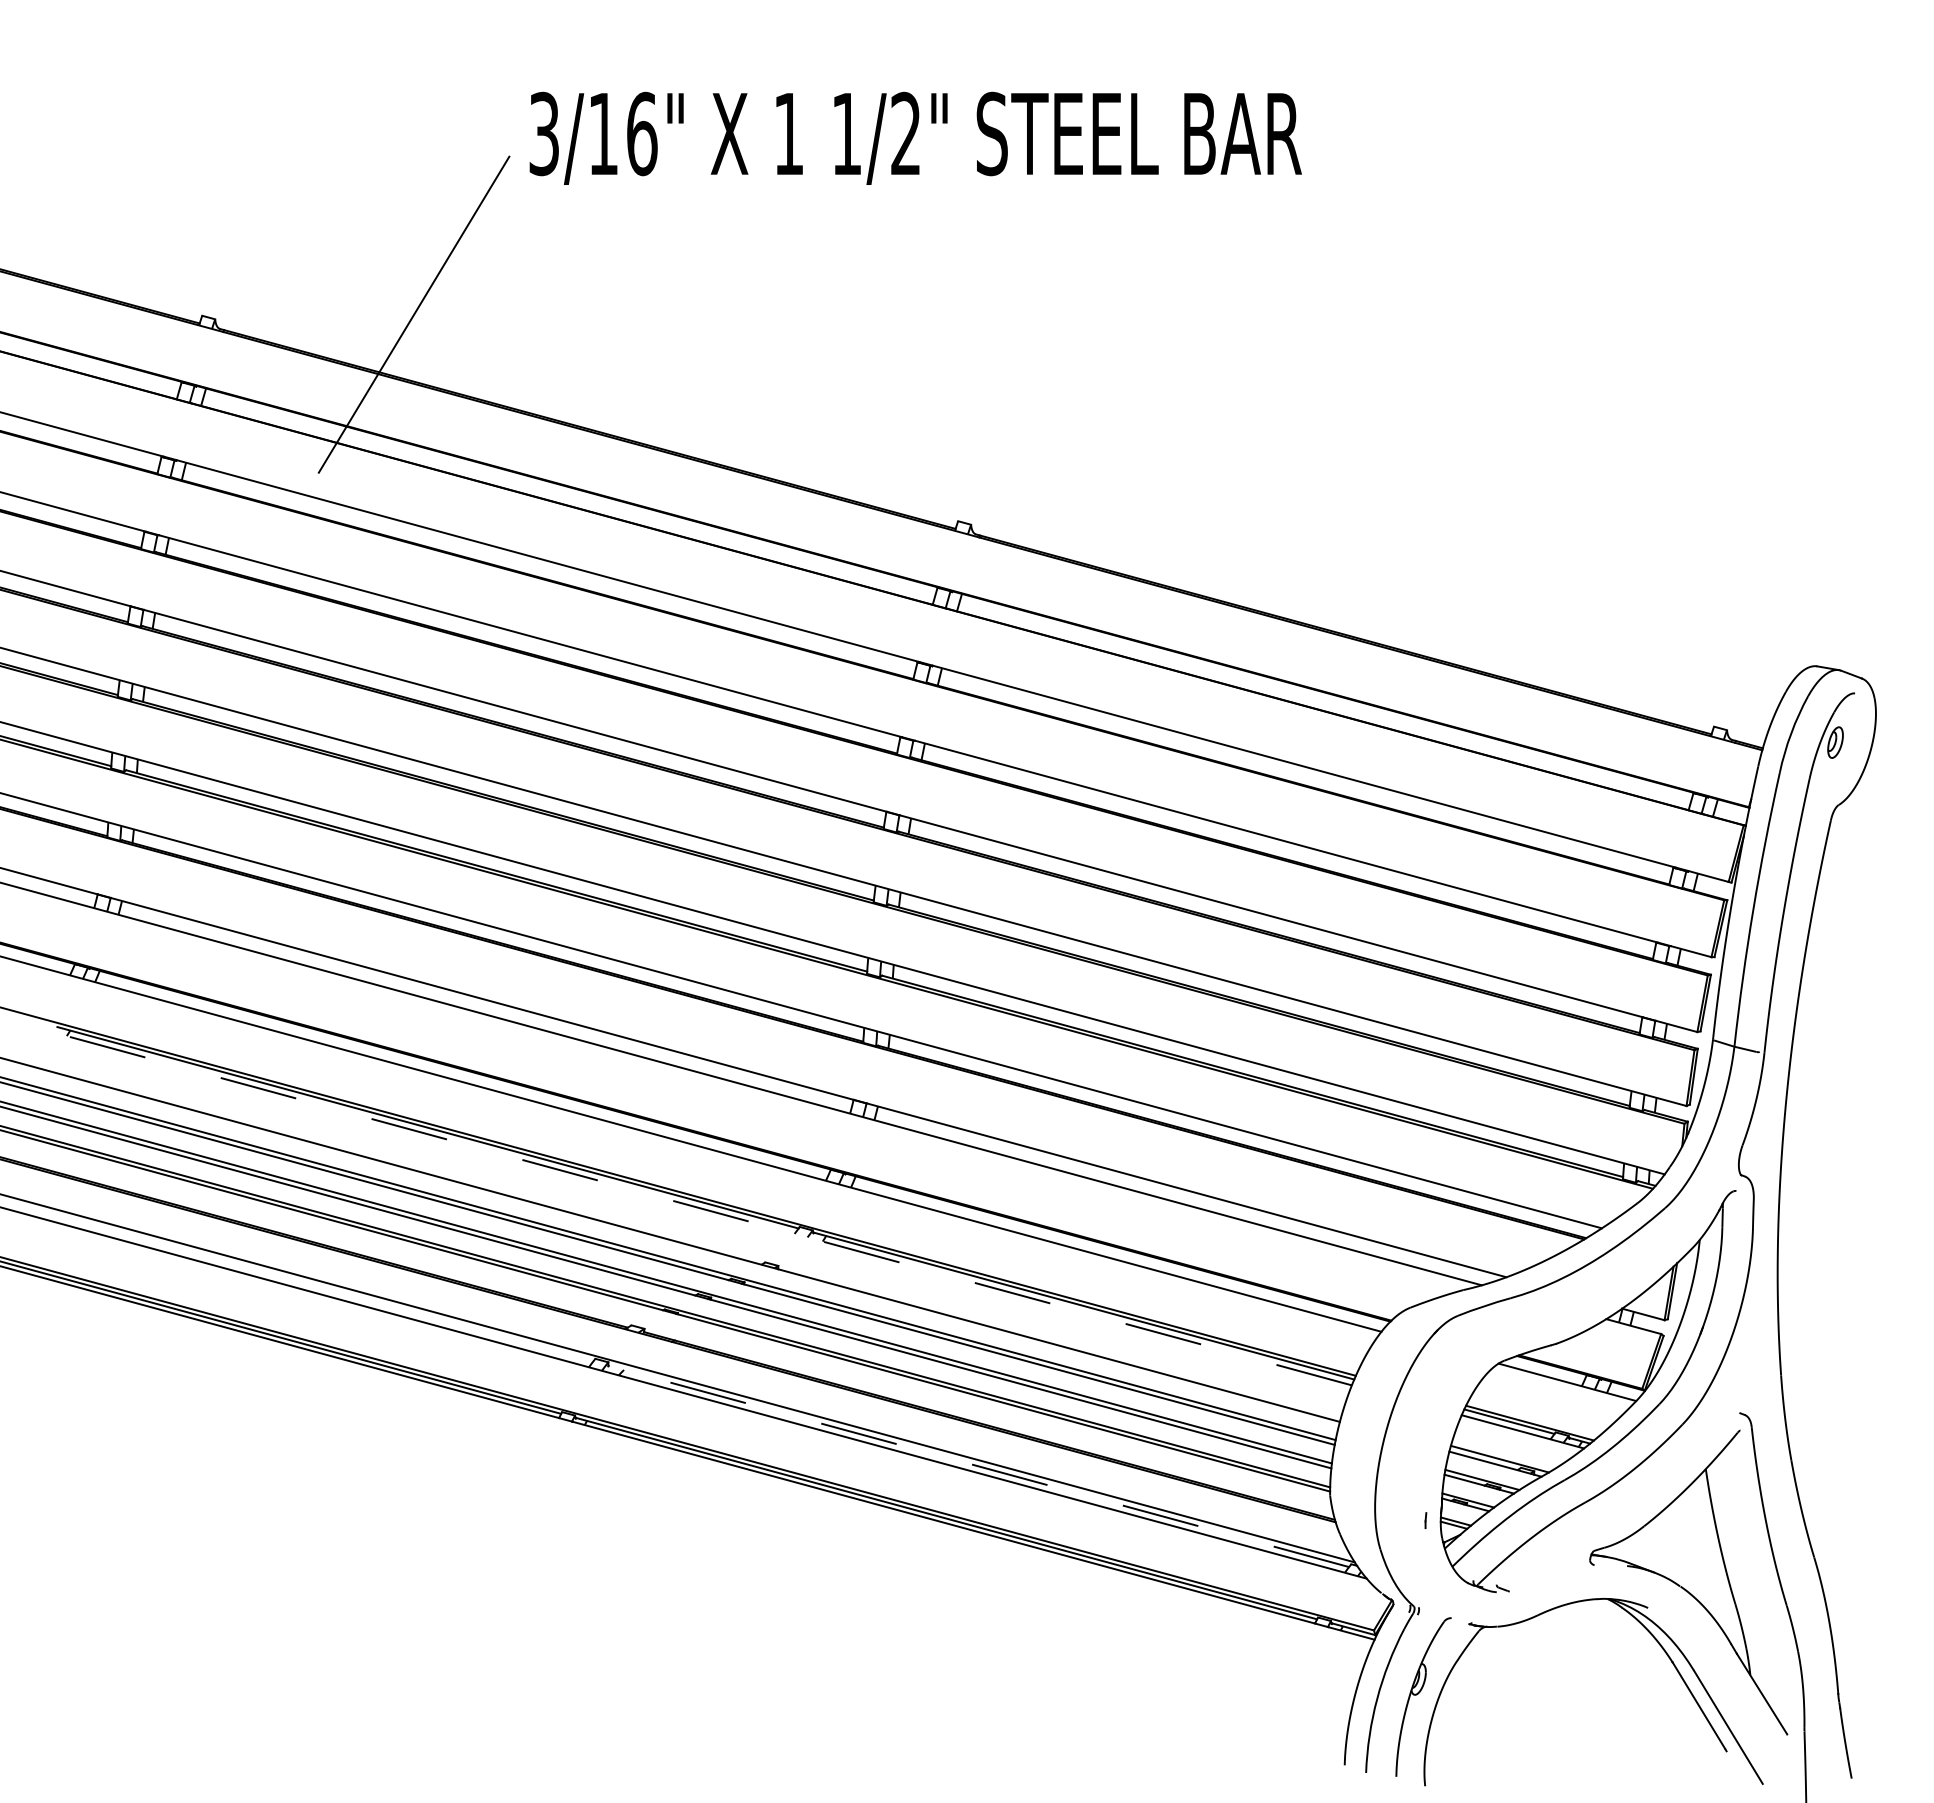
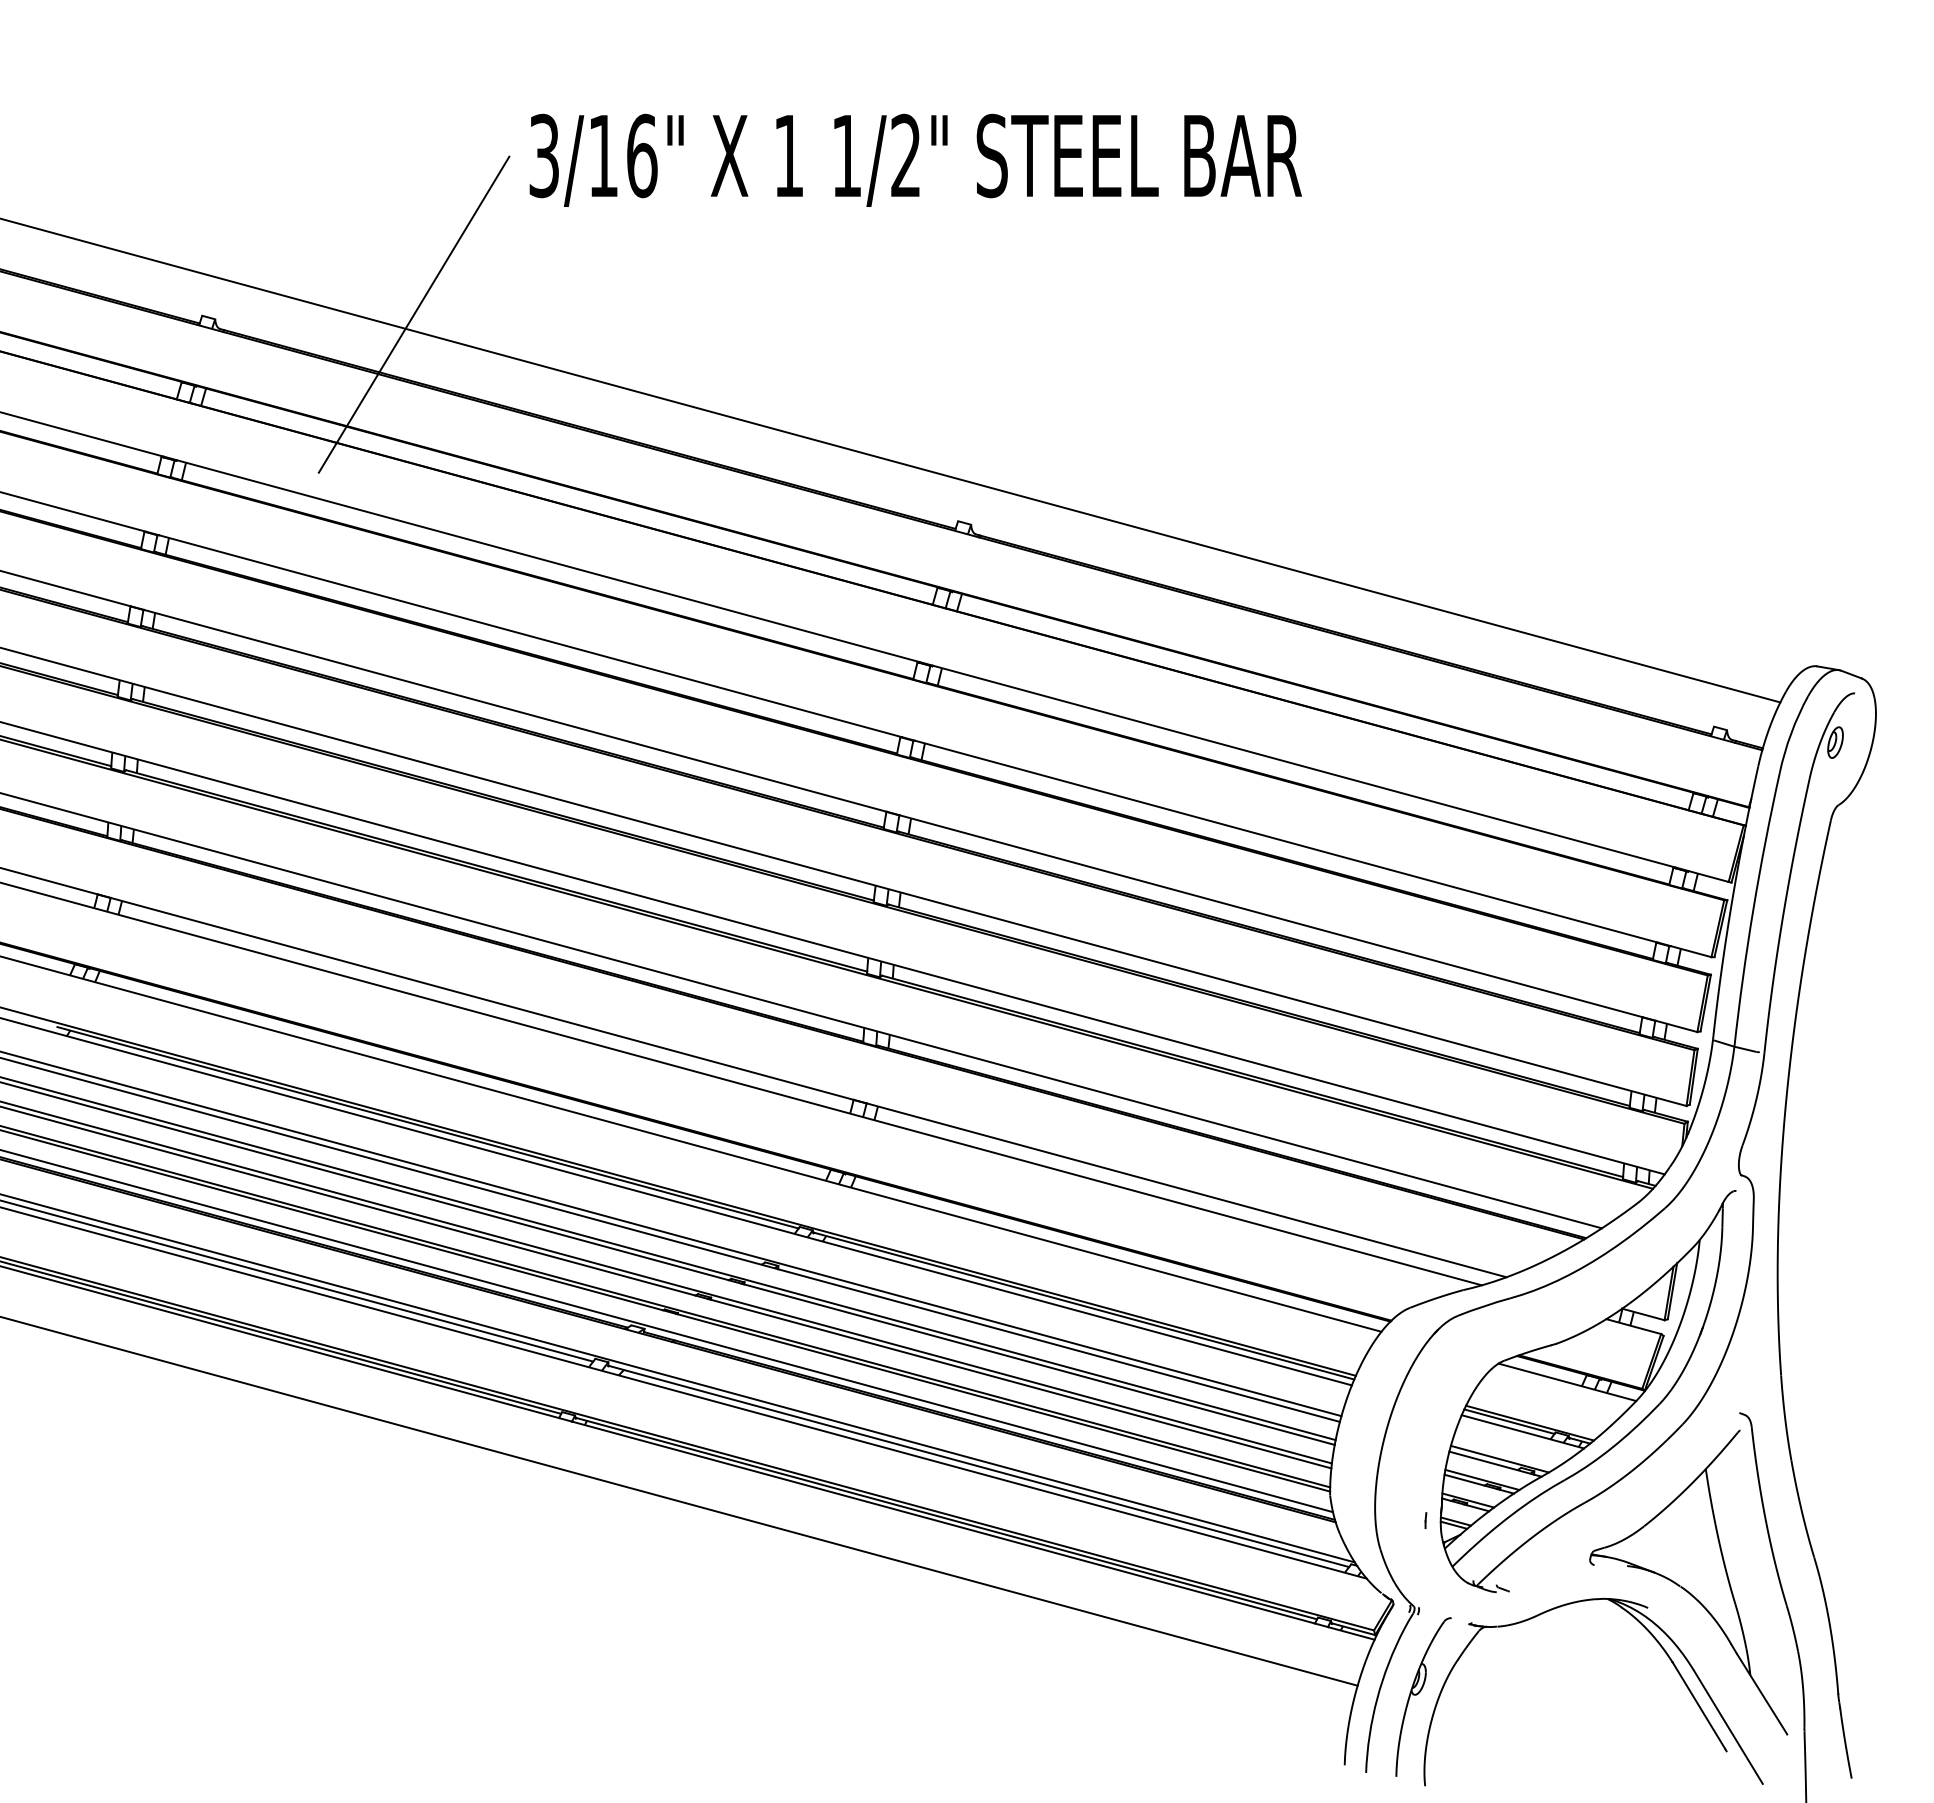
text position: (915, 137) -> (915, 159) (915, 159)
line: none -> present (891, 460)
line: dashed -> solid (675, 1201)
line: none -> present (671, 1234)
line: none -> present (297, 1280)
line: none -> present (667, 1331)
line: dashed -> solid (978, 1466)
line: none -> present (679, 1501)
